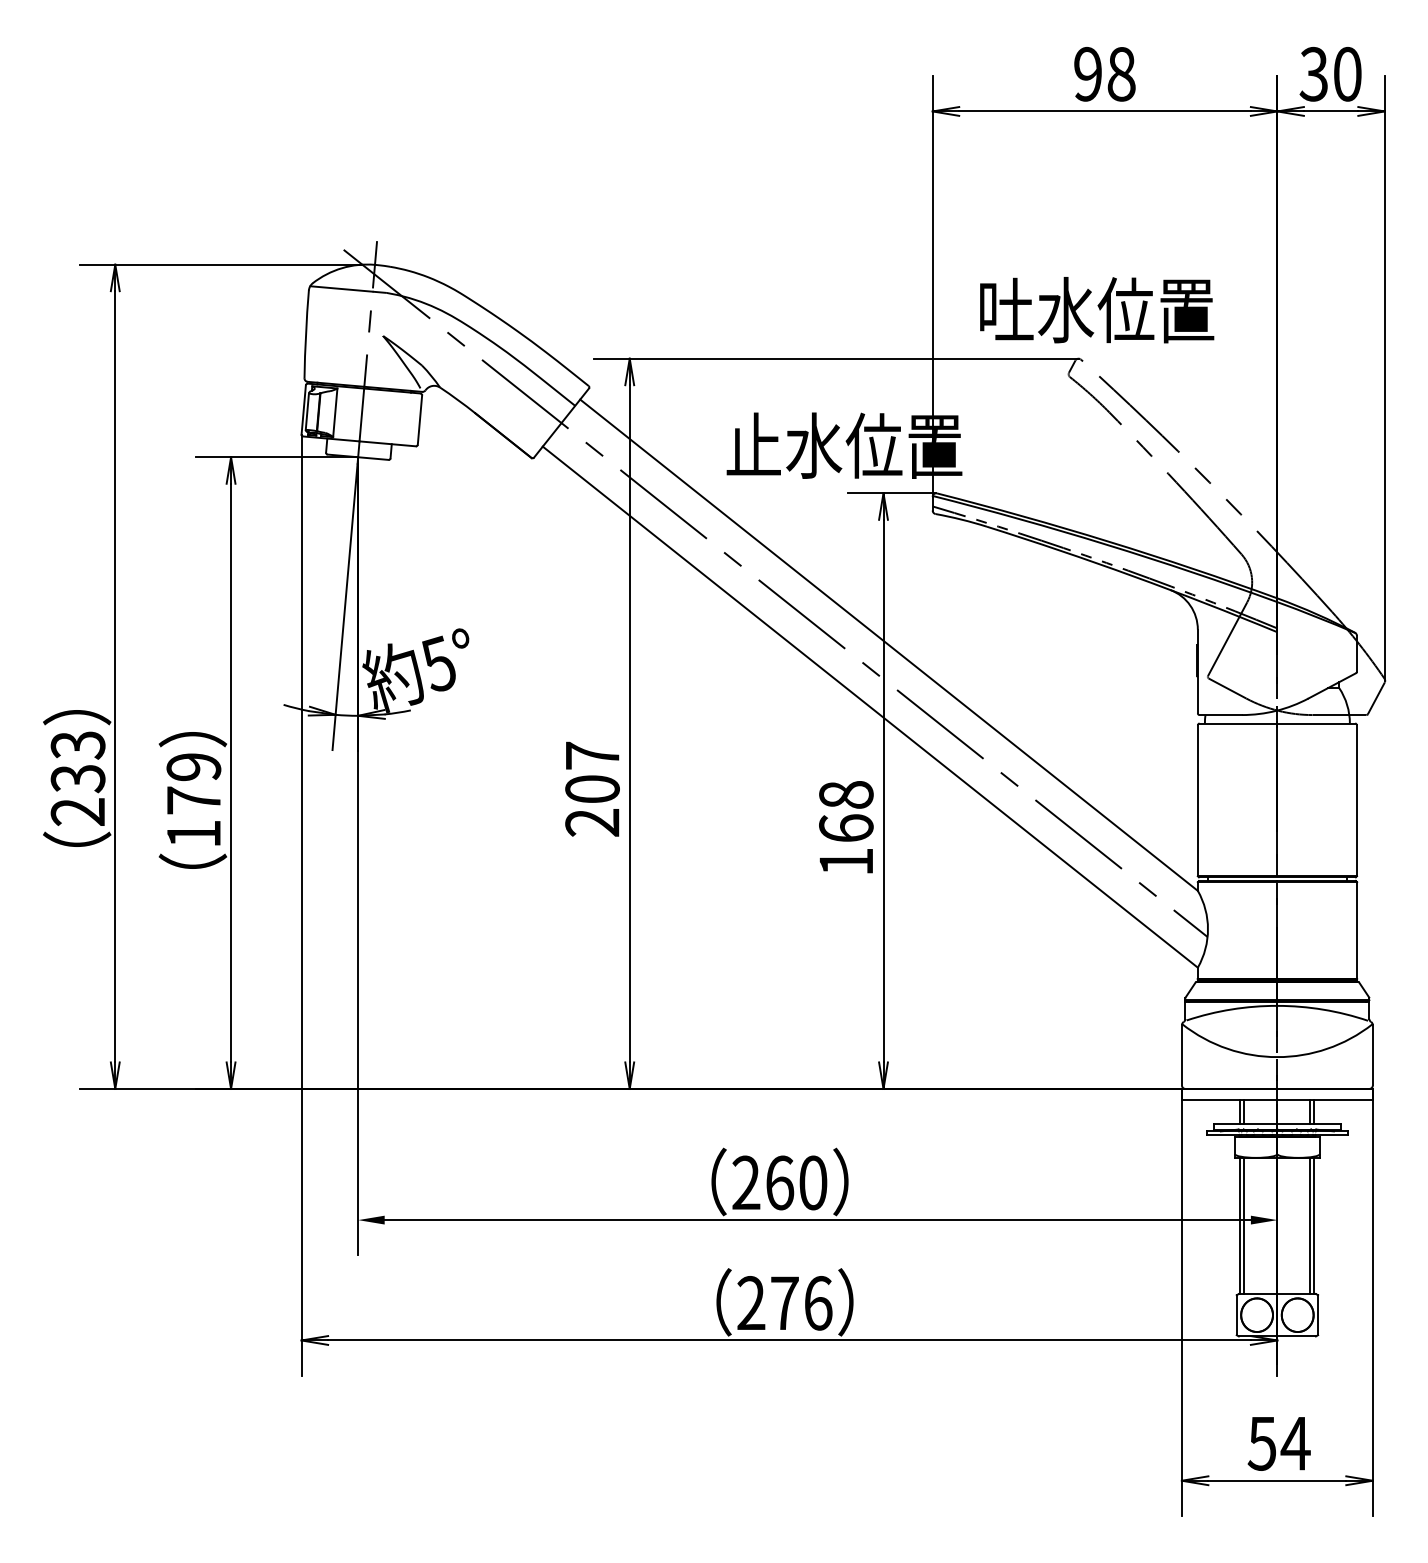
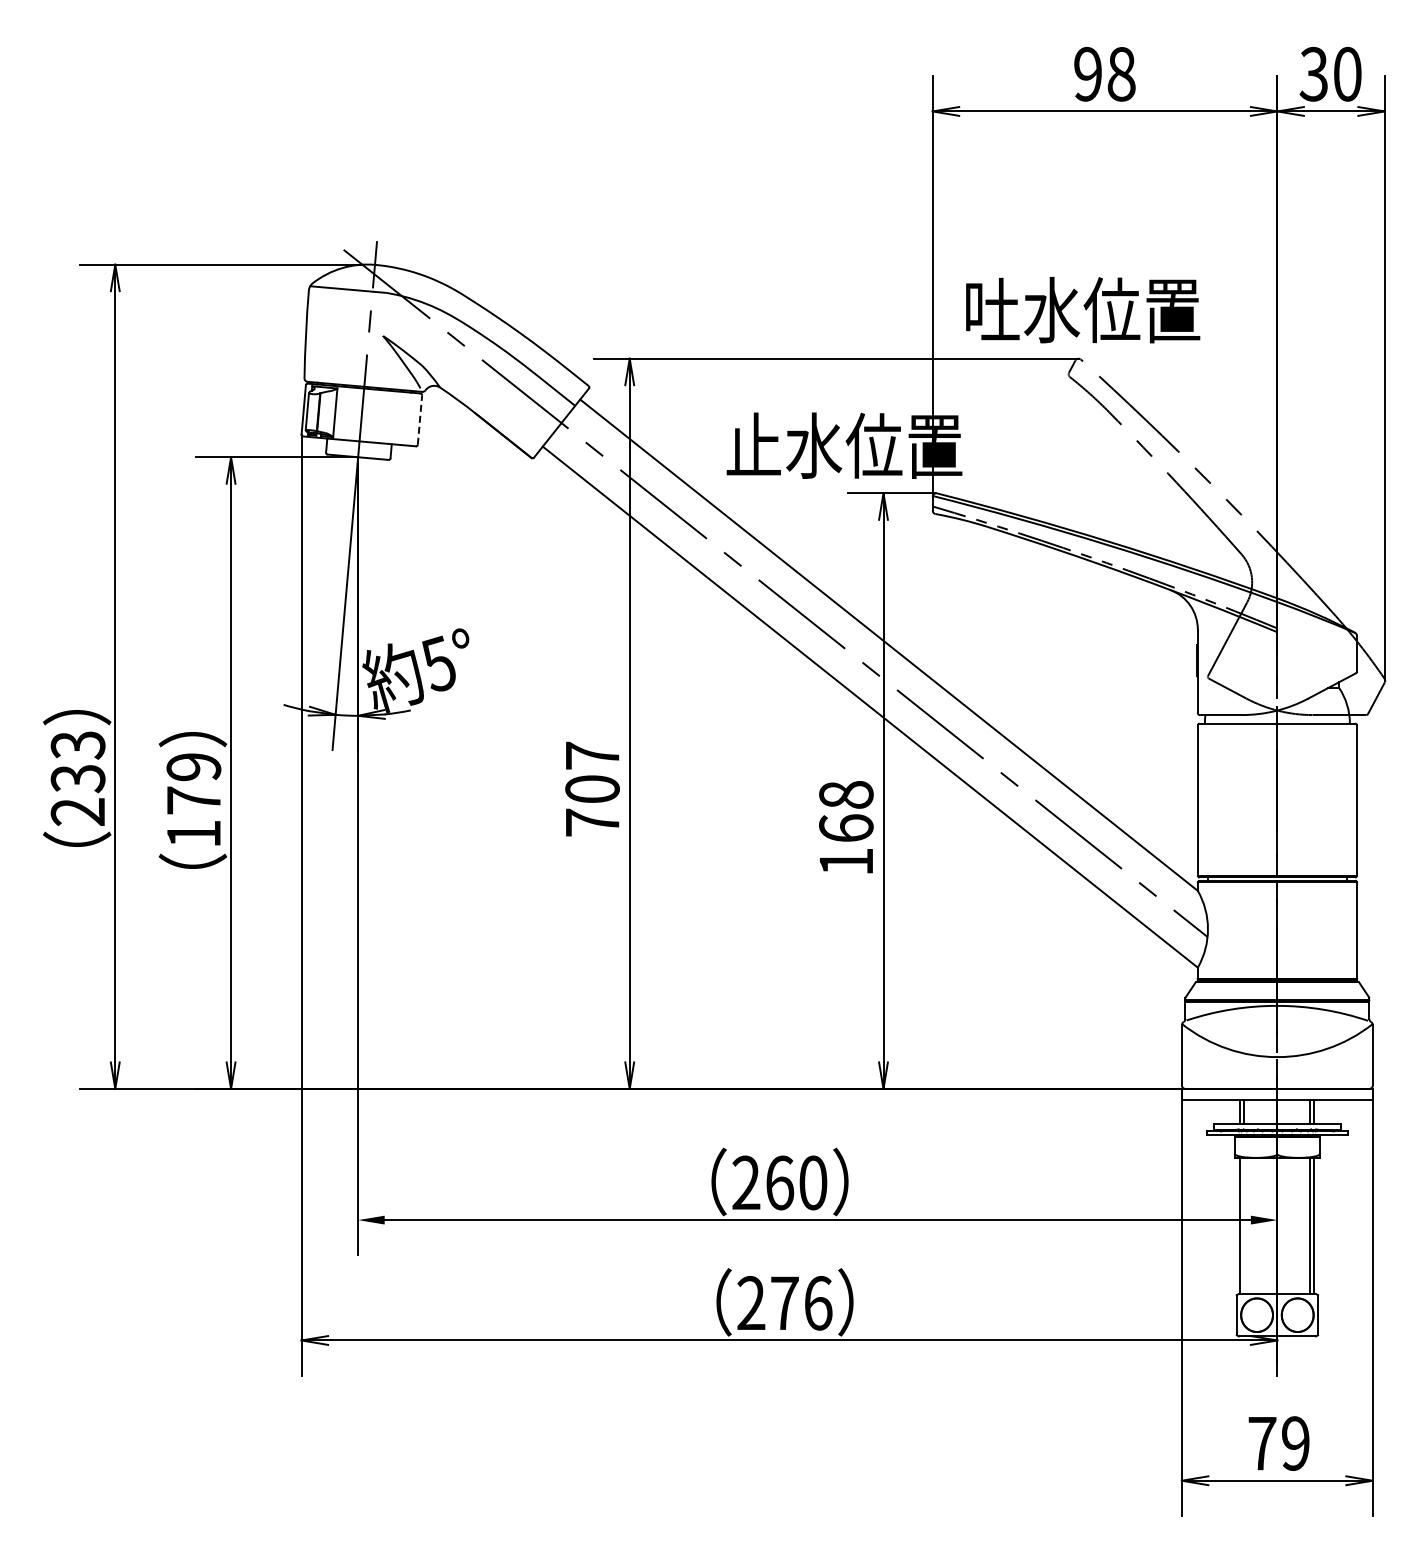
text position: (1097, 310) -> (1083, 310) (1083, 310)
line: solid -> dashed (419, 420)
text: 207 -> 707 (592, 822)
line: present -> none (1244, 1225)
text: 54 -> 79 (1278, 1443)
